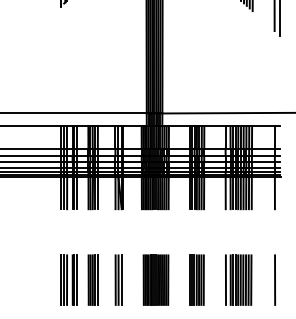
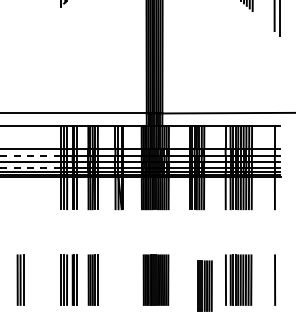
line: solid -> dashed (30, 155)
line: solid -> dashed (30, 167)
part position: (118, 279) -> (20, 279) (20, 279)
part position: (196, 279) -> (204, 285) (204, 285)
